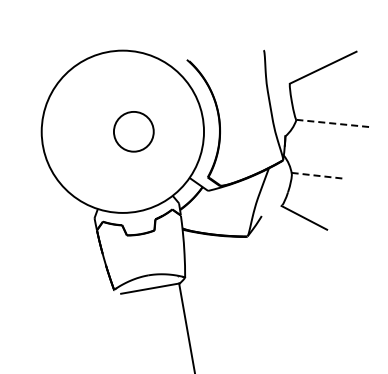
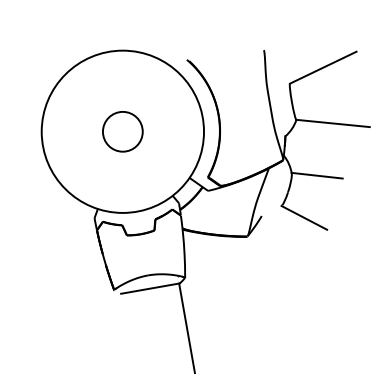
line: dashed -> solid (333, 123)
circle position: (133, 131) -> (122, 131) (122, 131)
line: dashed -> solid (317, 175)
